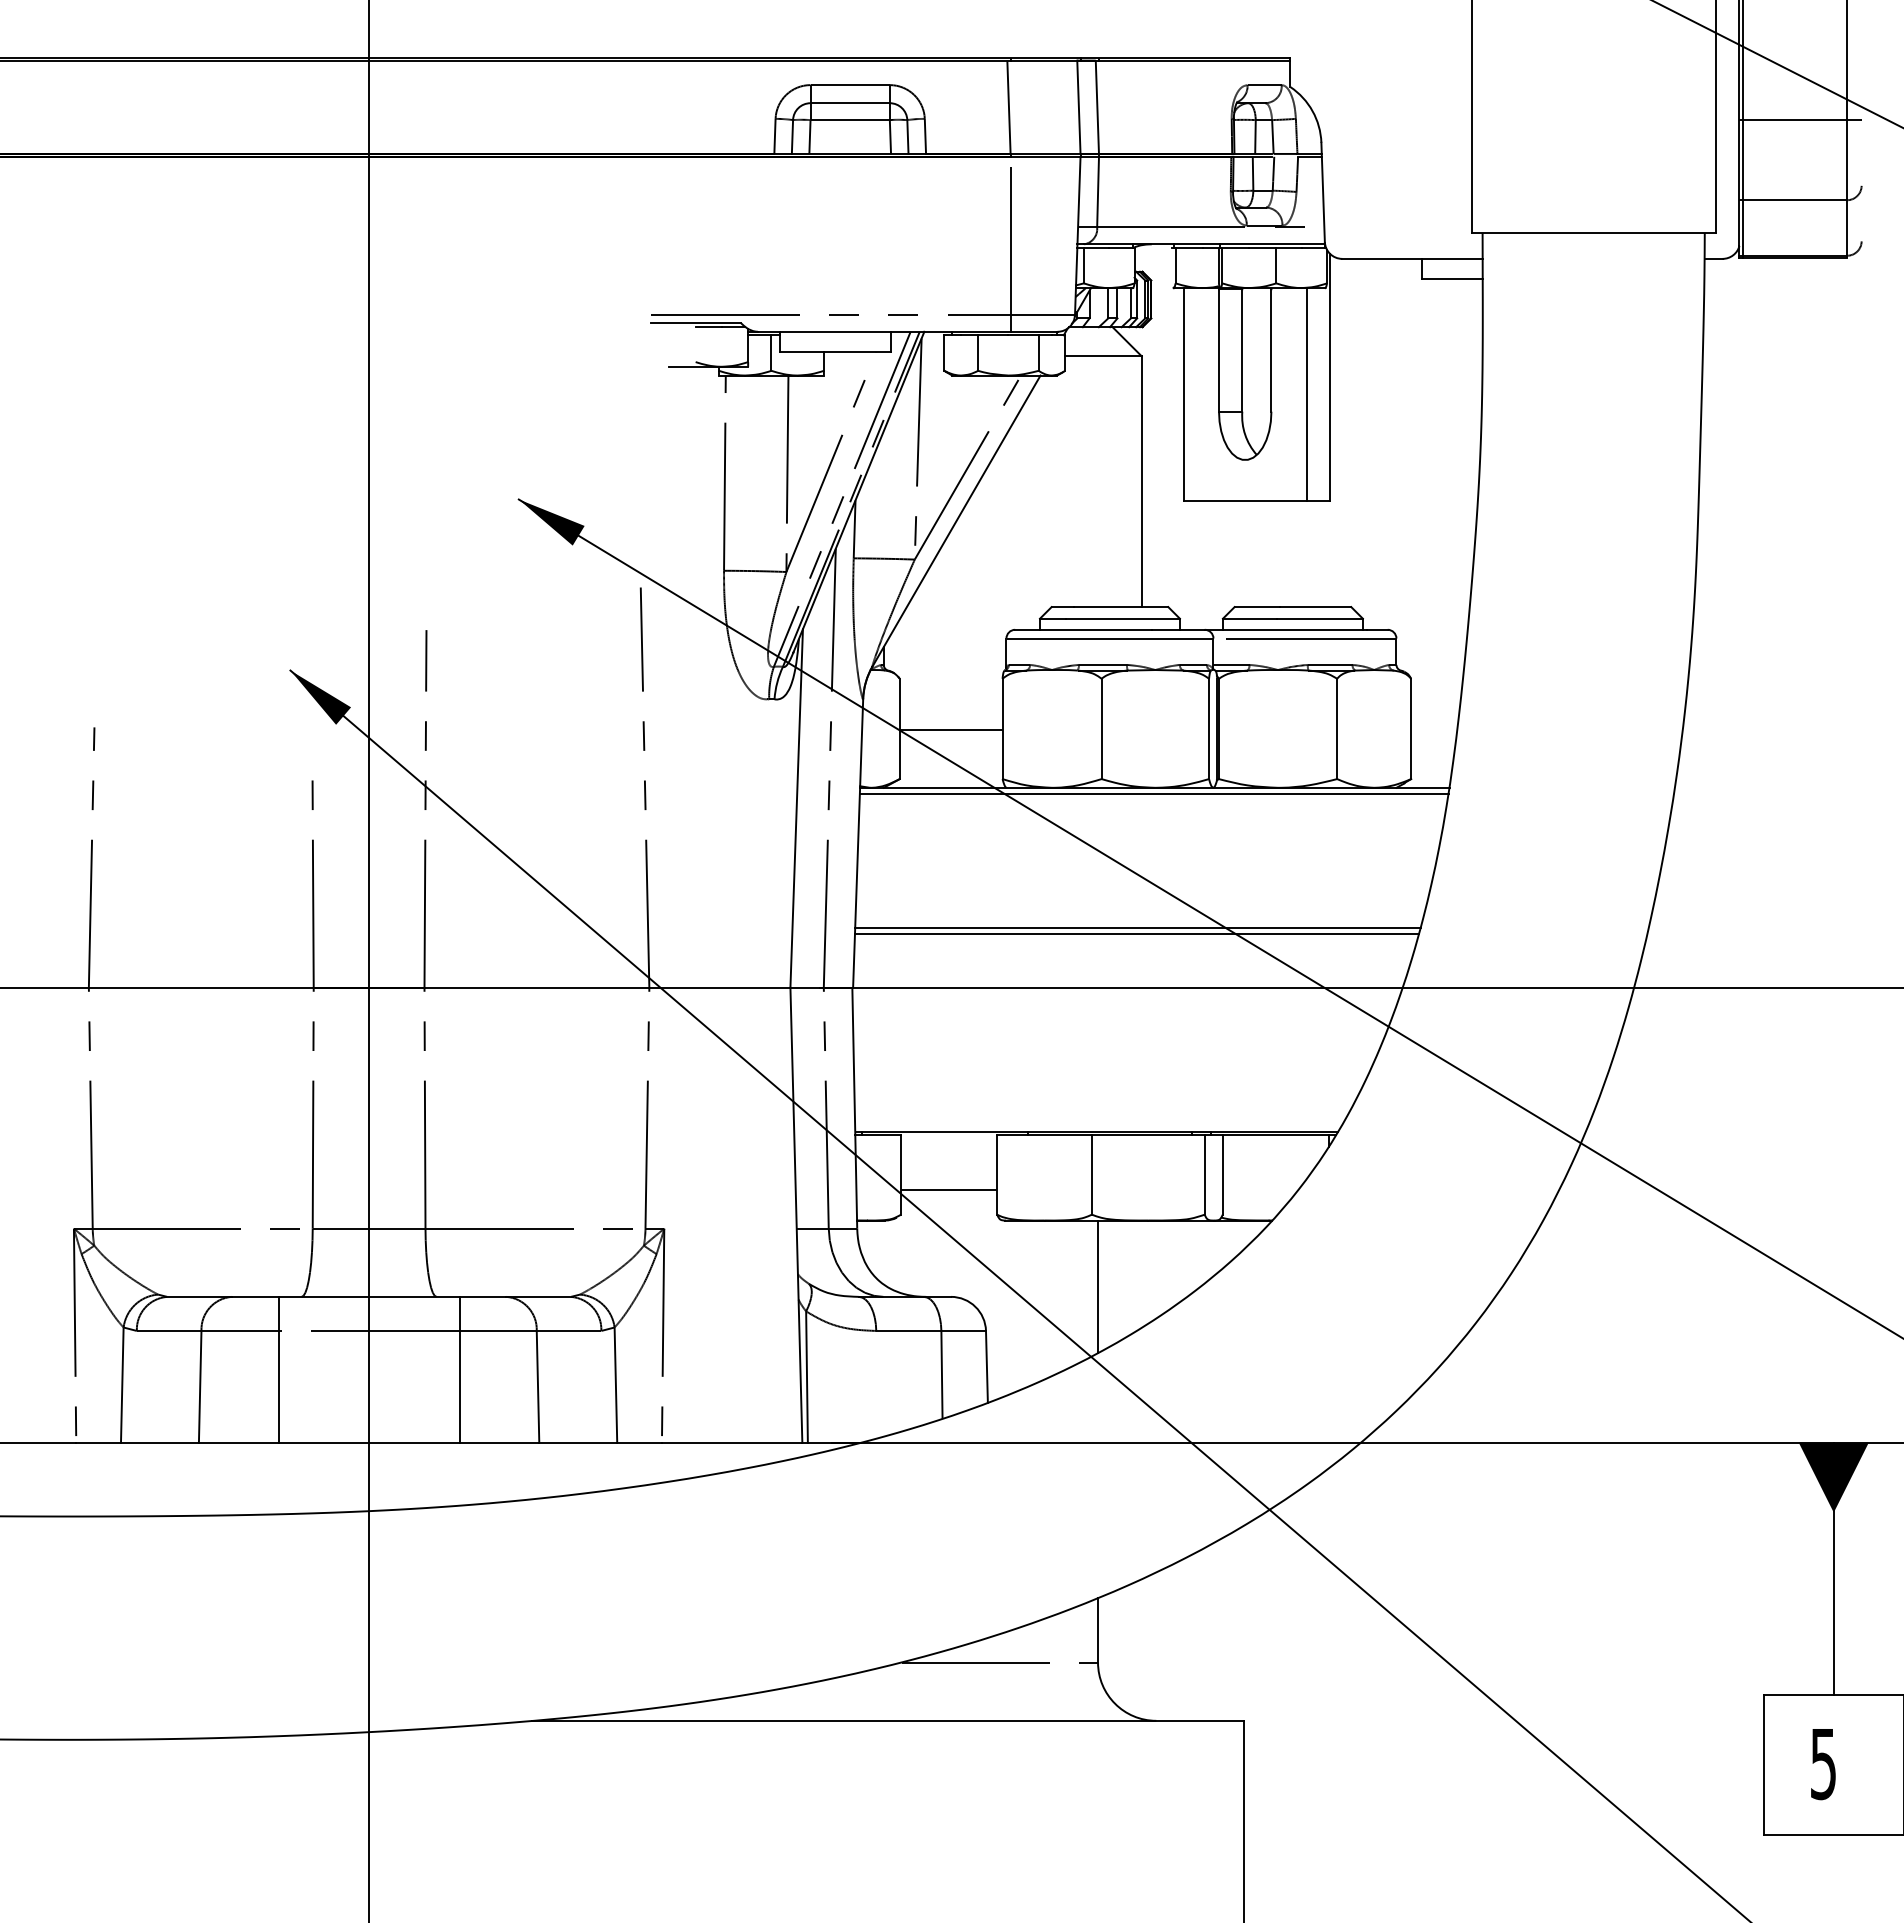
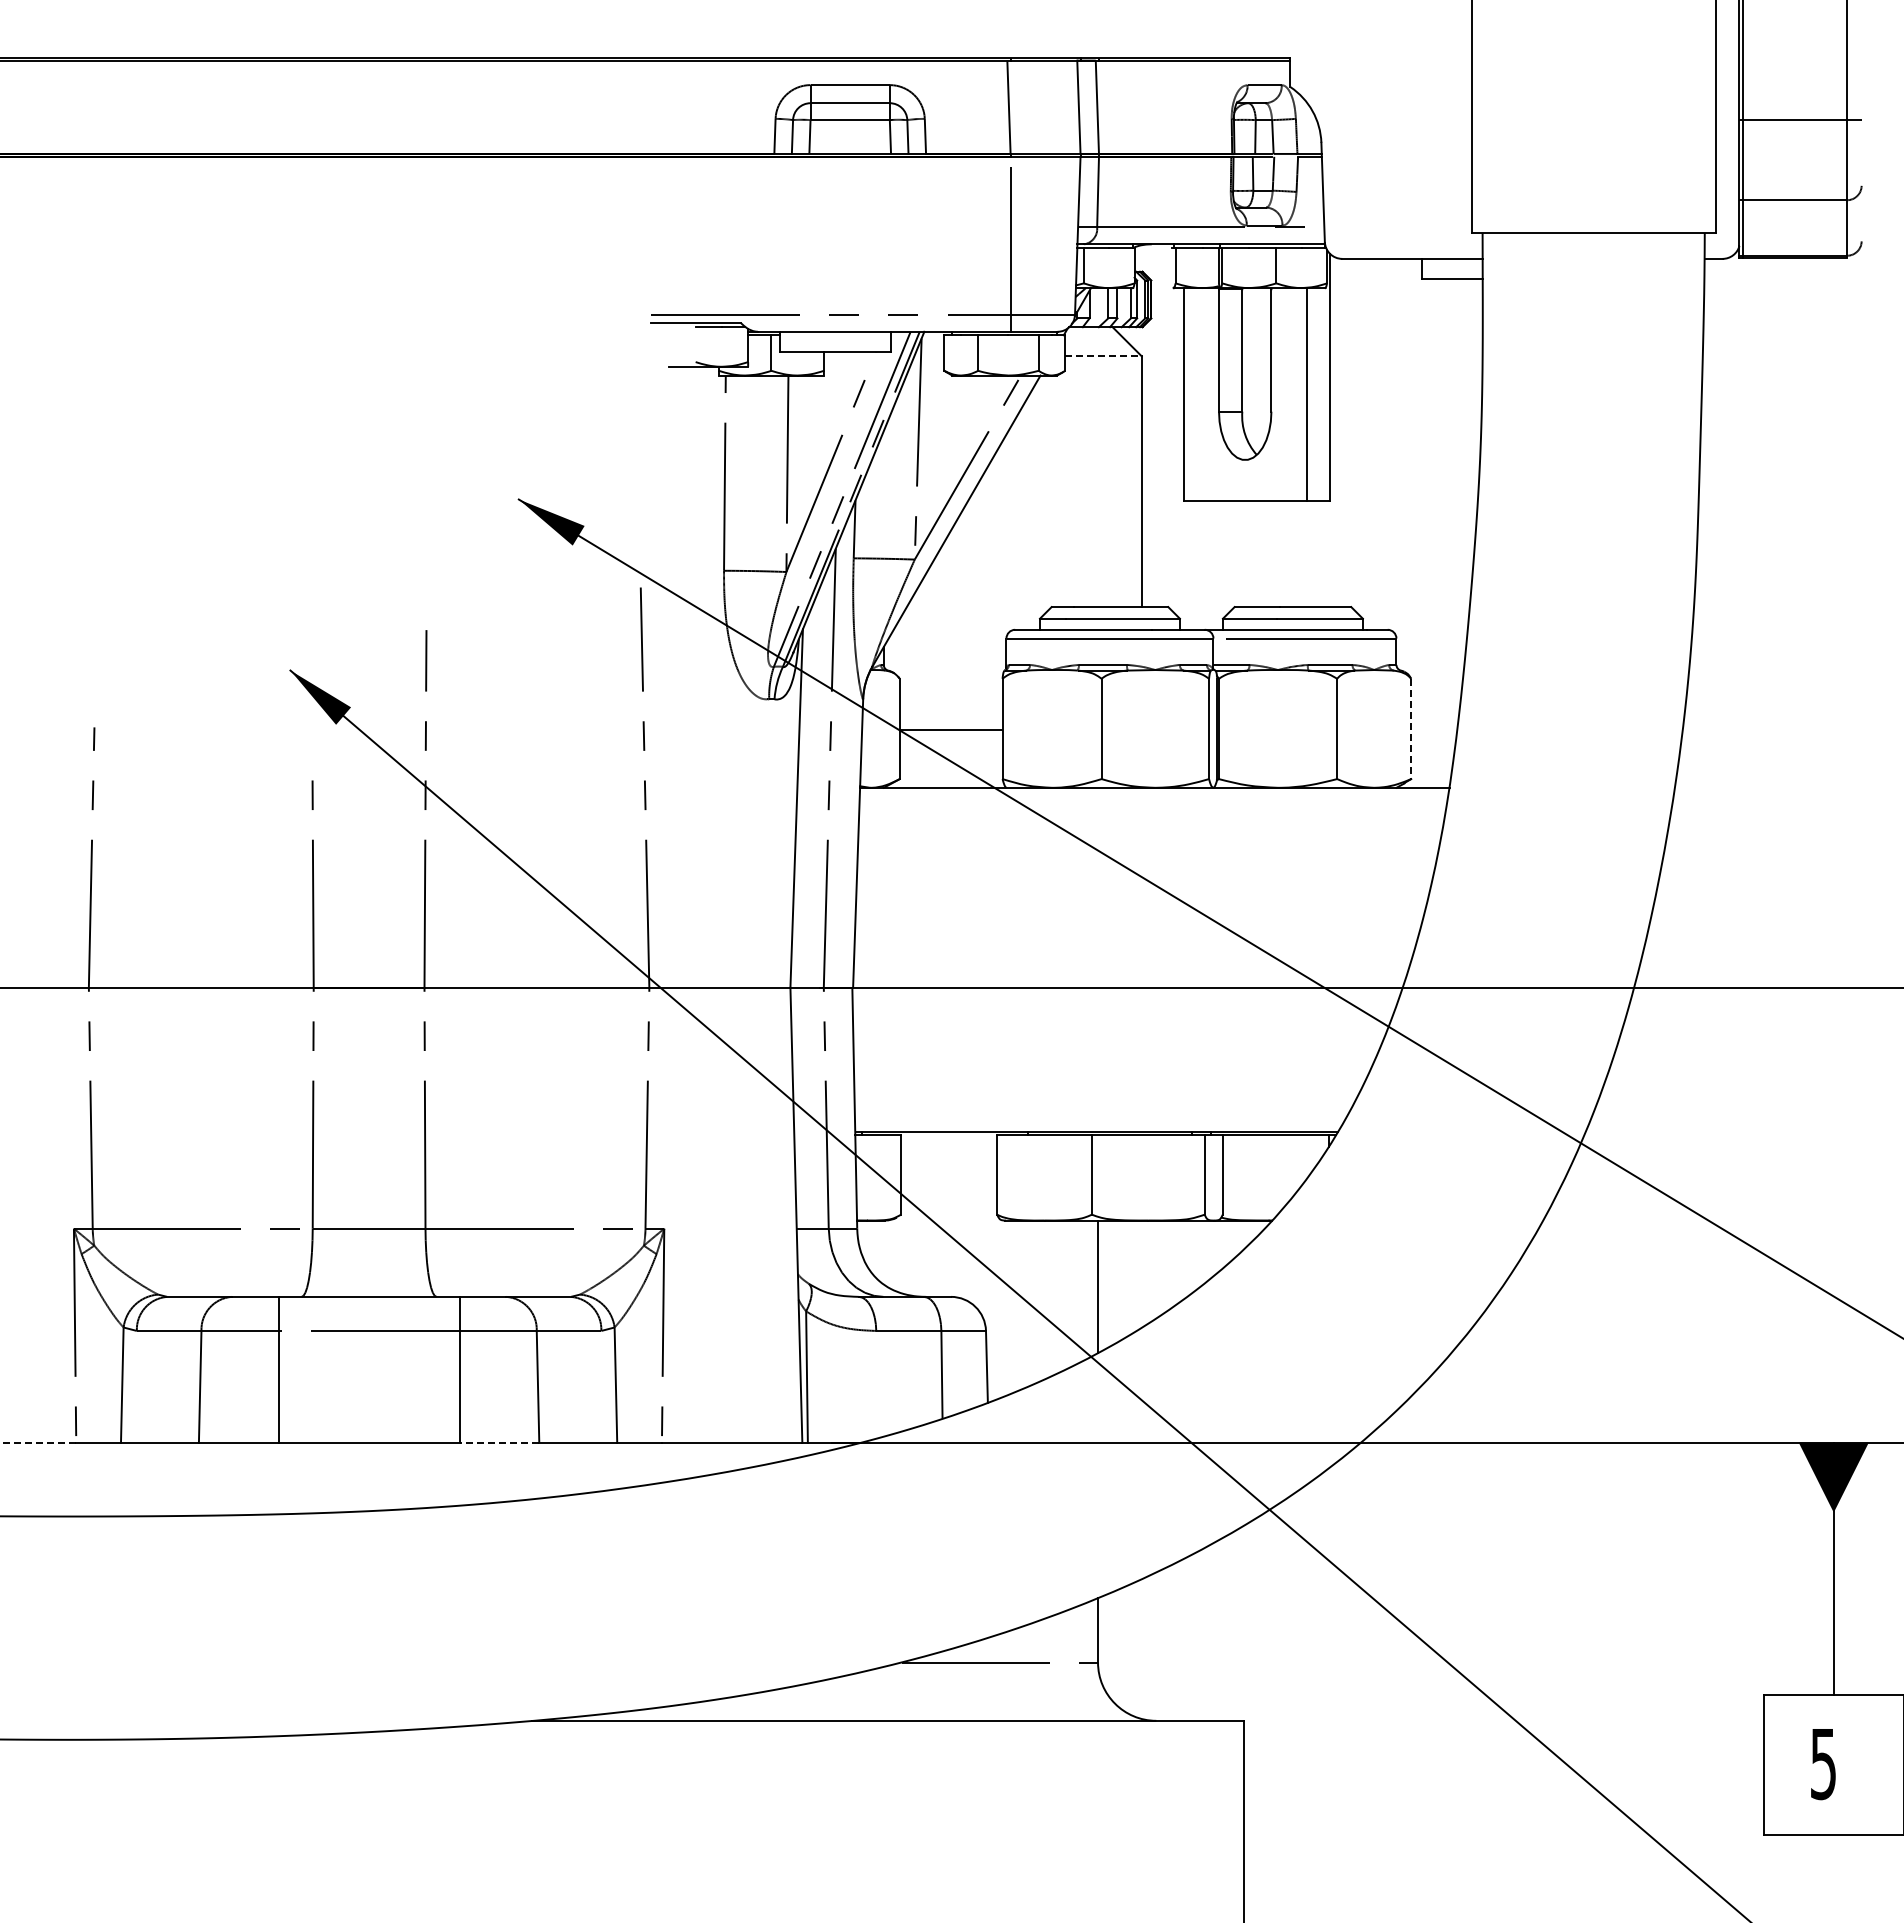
line: present -> none (1777, 64)
line: solid -> dashed (1103, 356)
line: solid -> dashed (1411, 729)
line: present -> none (1154, 793)
line: present -> none (1137, 927)
line: present -> none (1137, 933)
line: present -> none (369, 960)
line: present -> none (949, 1190)
line: solid -> dashed (38, 1442)
line: solid -> dashed (499, 1442)
